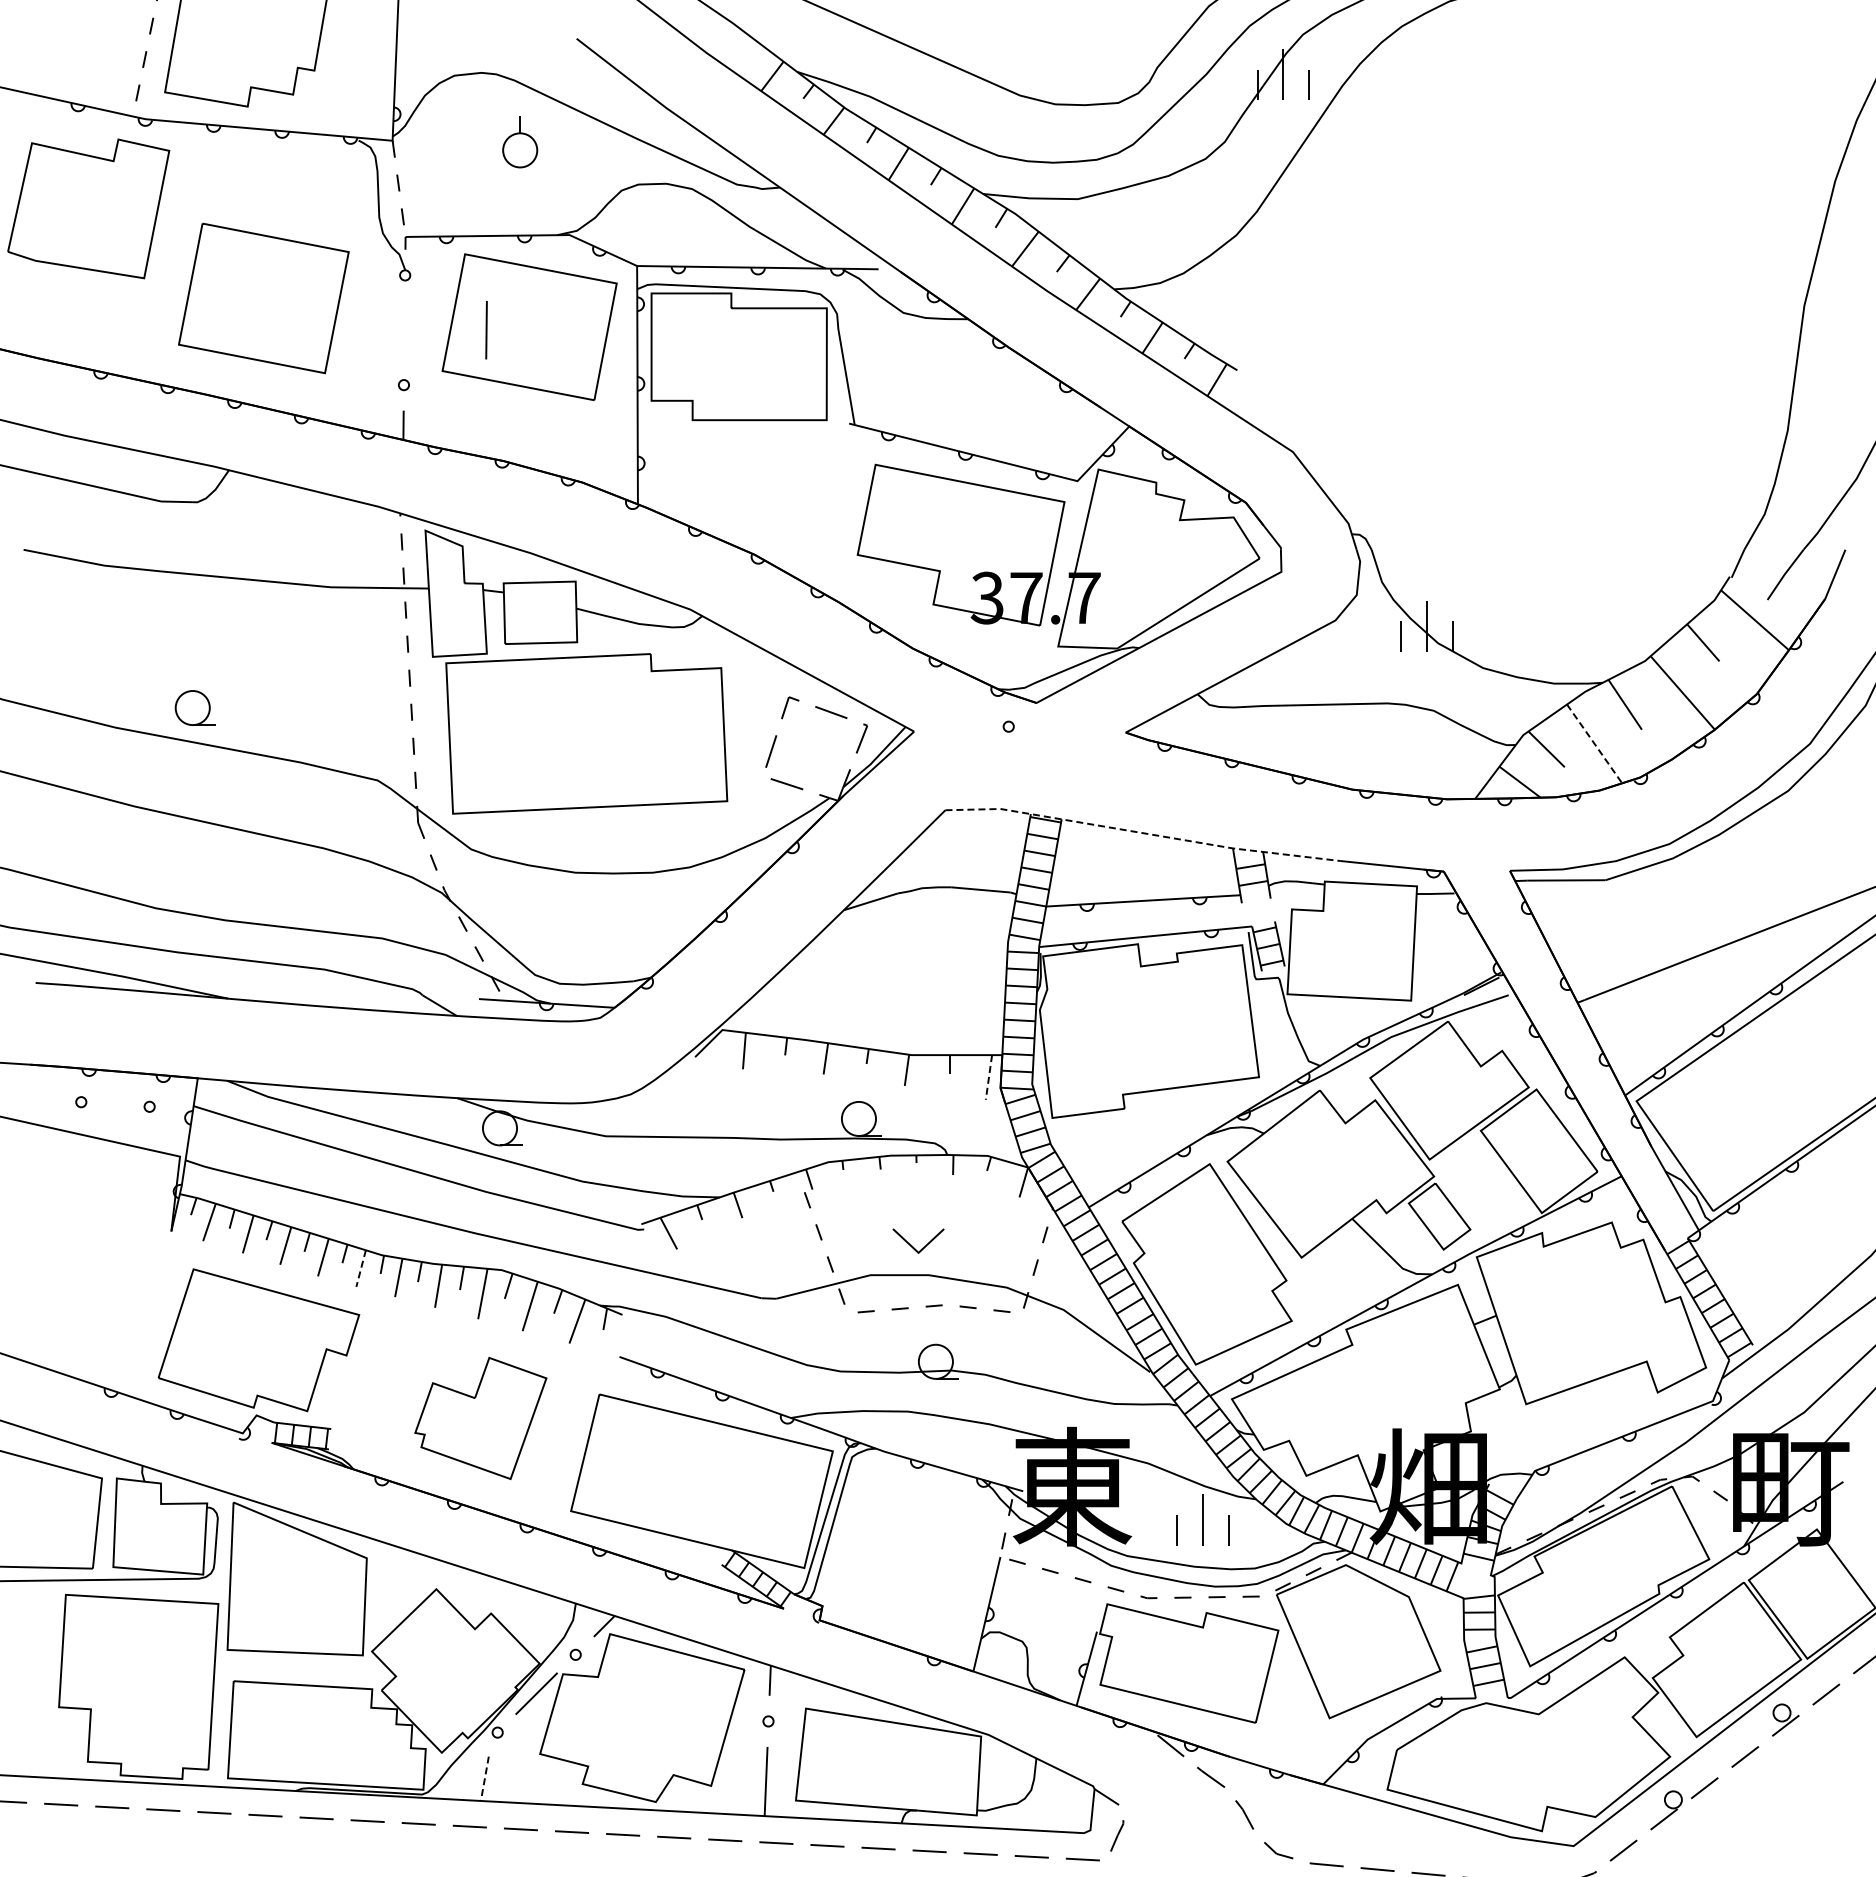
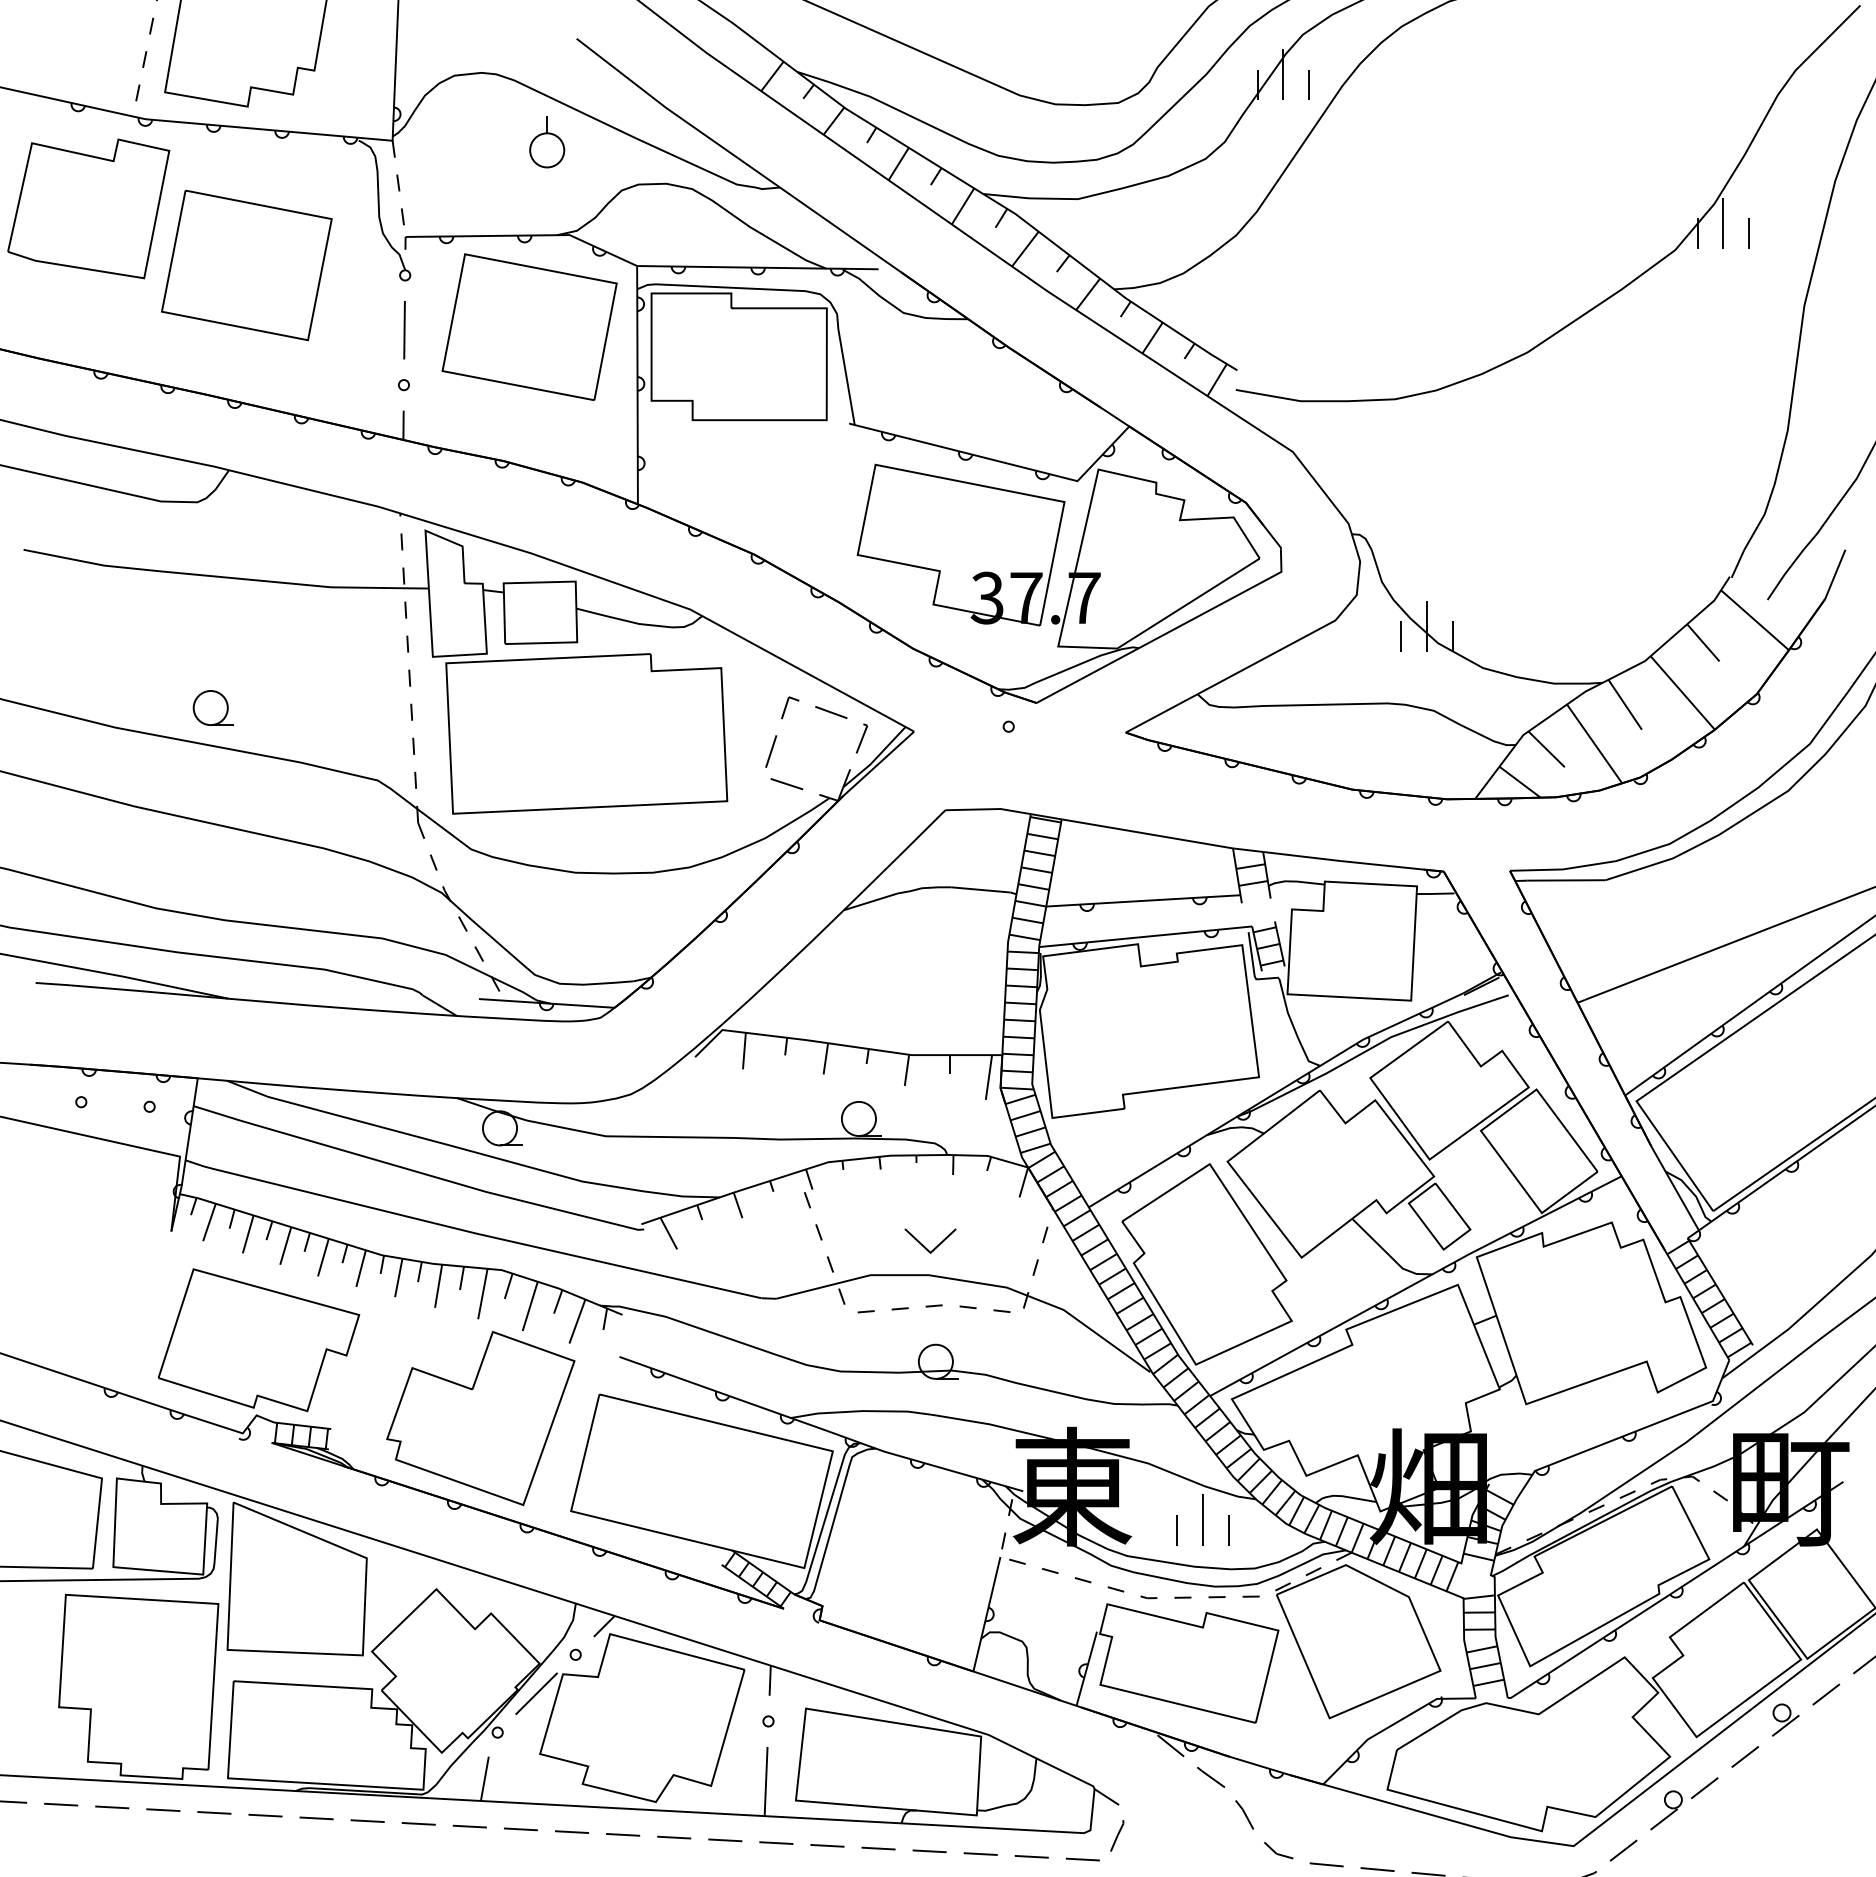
part position: (520, 142) -> (547, 142) (547, 142)
part: none -> present (1610, 295)
part position: (263, 298) -> (246, 265) (246, 265)
line position: (486, 330) -> (404, 330) (404, 330)
part position: (194, 707) -> (212, 707) (212, 707)
line: dashed -> solid (1594, 744)
line: dashed -> solid (1142, 833)
line: dashed -> solid (988, 1077)
part position: (912, 1245) -> (924, 1245) (924, 1245)
line: dashed -> solid (361, 1268)
part size: 134x123 px -> 190x177 px (480, 1418)
line: dashed -> solid (484, 1778)
